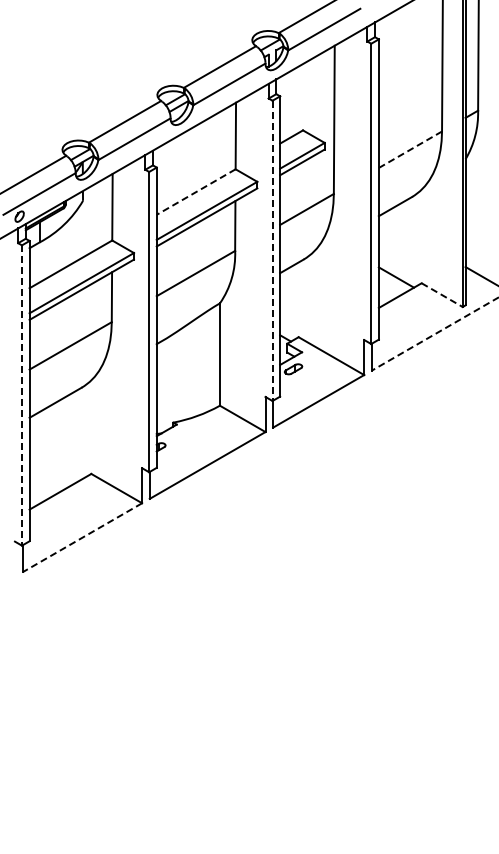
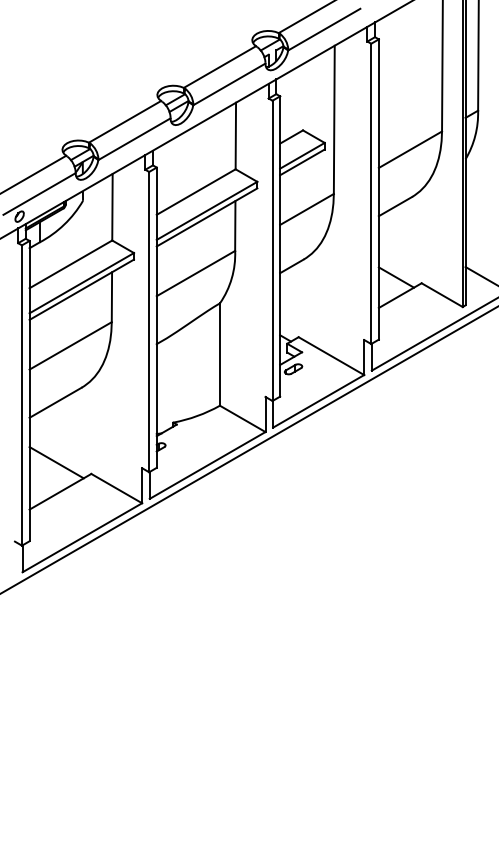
line: dashed -> solid (410, 149)
line: dashed -> solid (196, 192)
line: dashed -> solid (272, 251)
line: dashed -> solid (442, 295)
line: dashed -> solid (434, 334)
line: dashed -> solid (21, 396)
line: none -> present (248, 449)
line: none -> present (56, 462)
line: dashed -> solid (81, 538)
